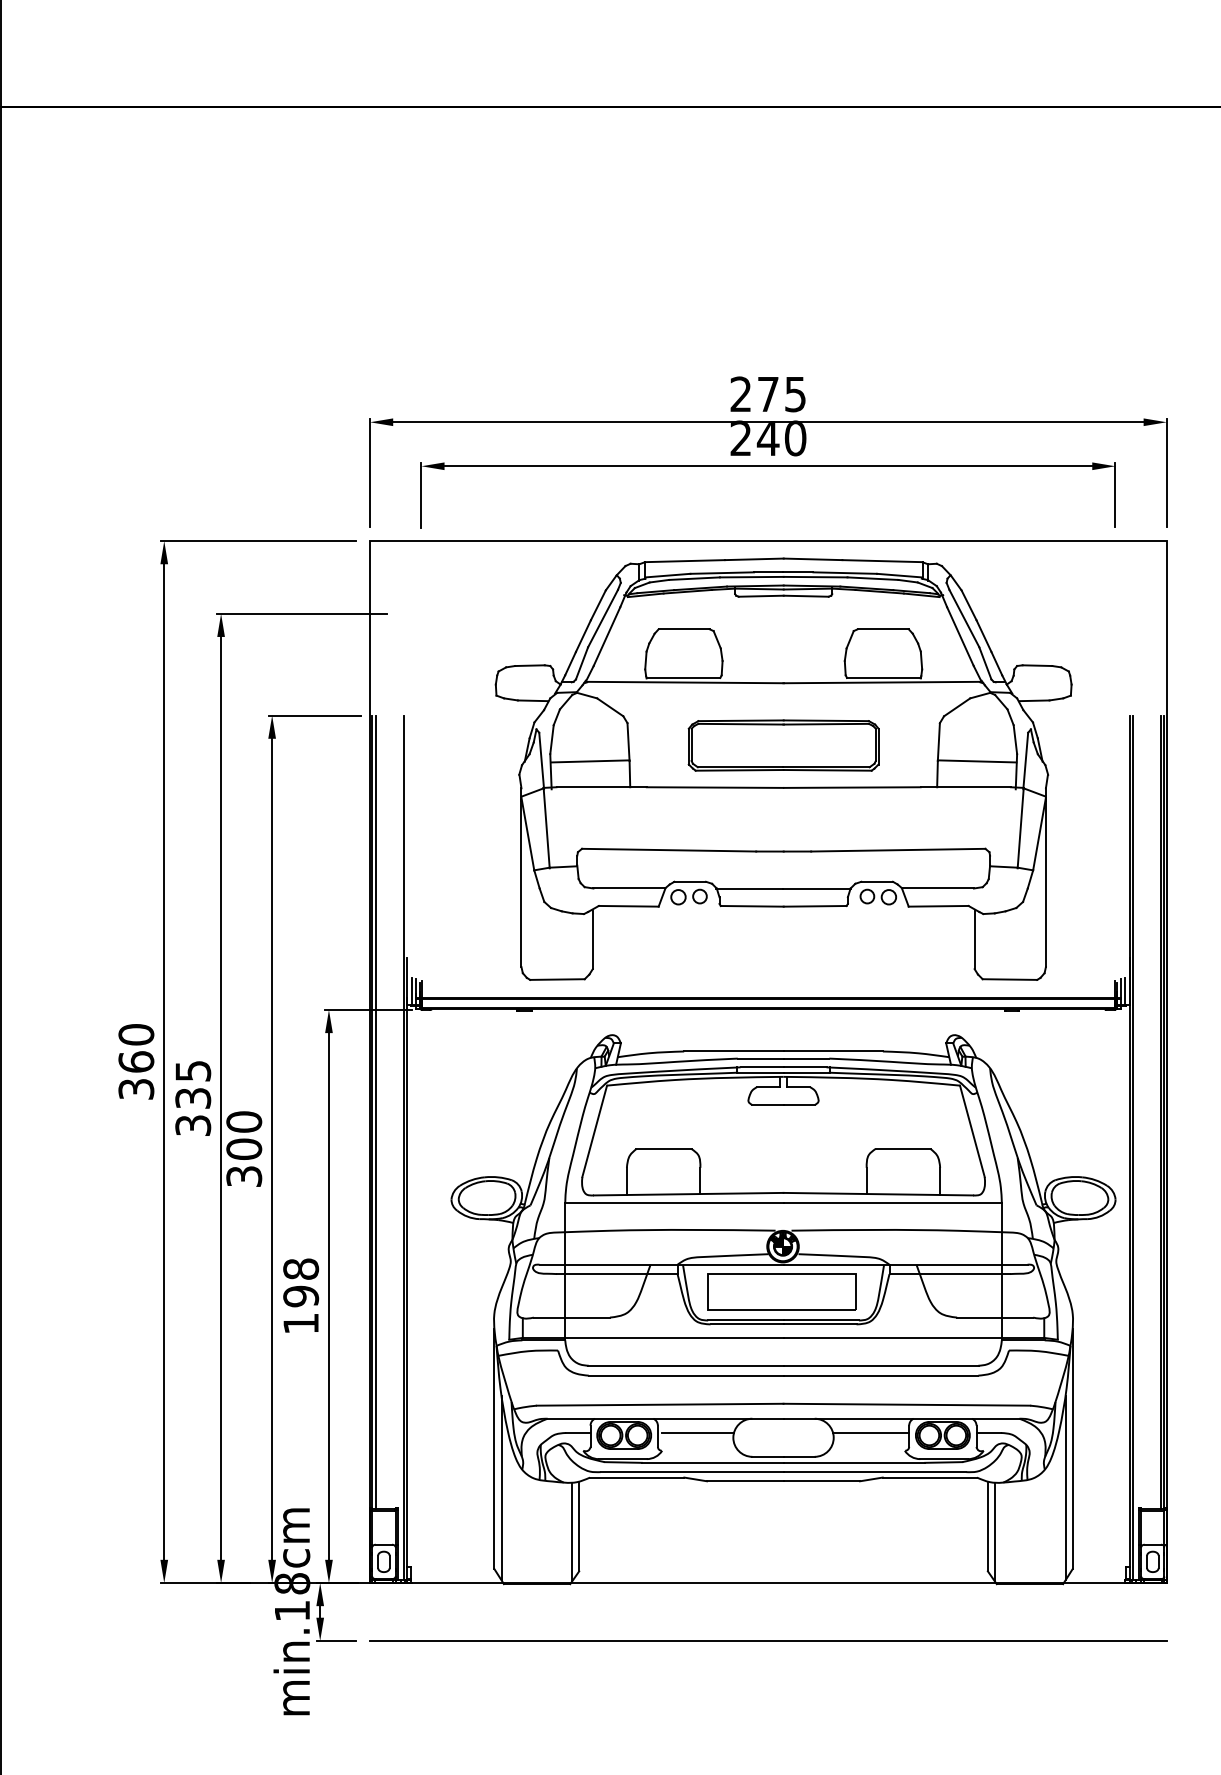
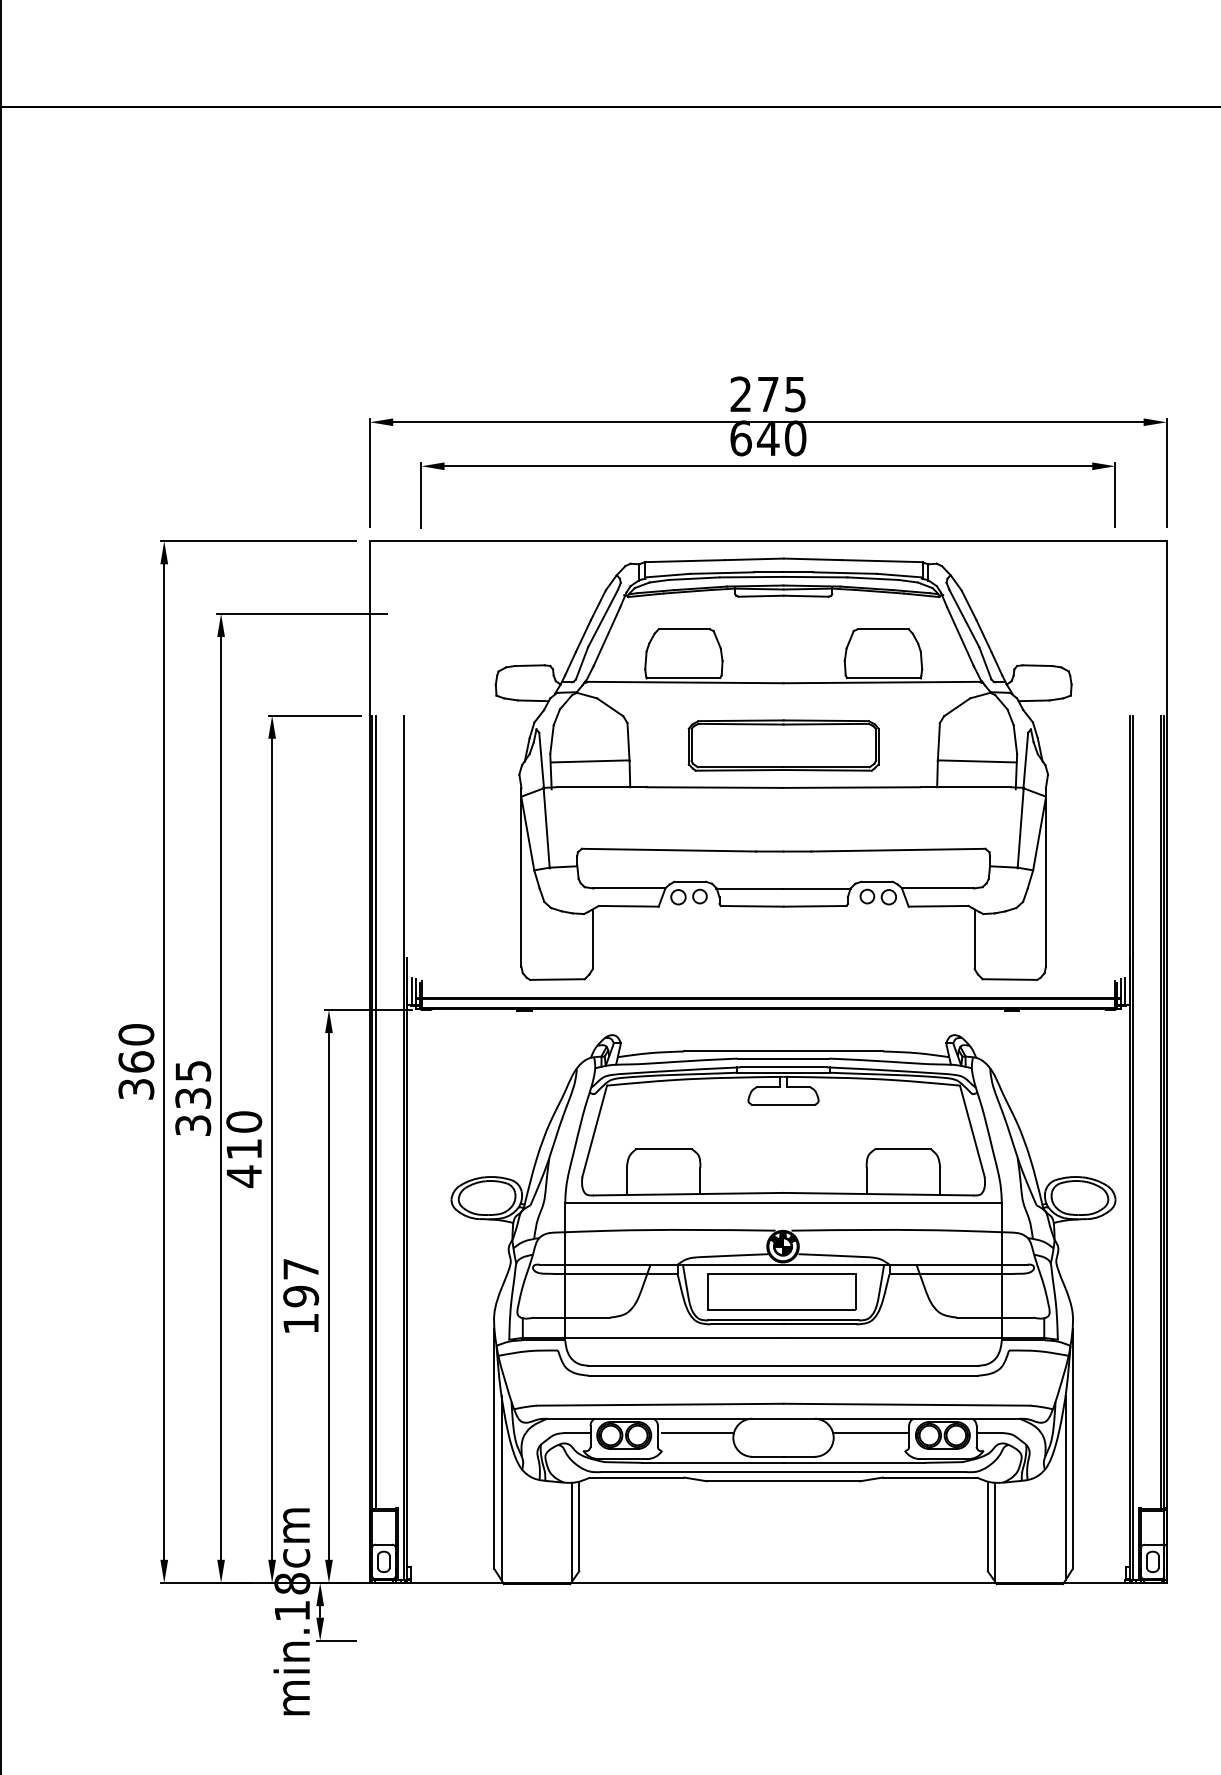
text: 240 -> 640 (740, 438)
text: 300 -> 410 (244, 1163)
text: 198 -> 197 (301, 1268)
line: present -> none (768, 1640)
